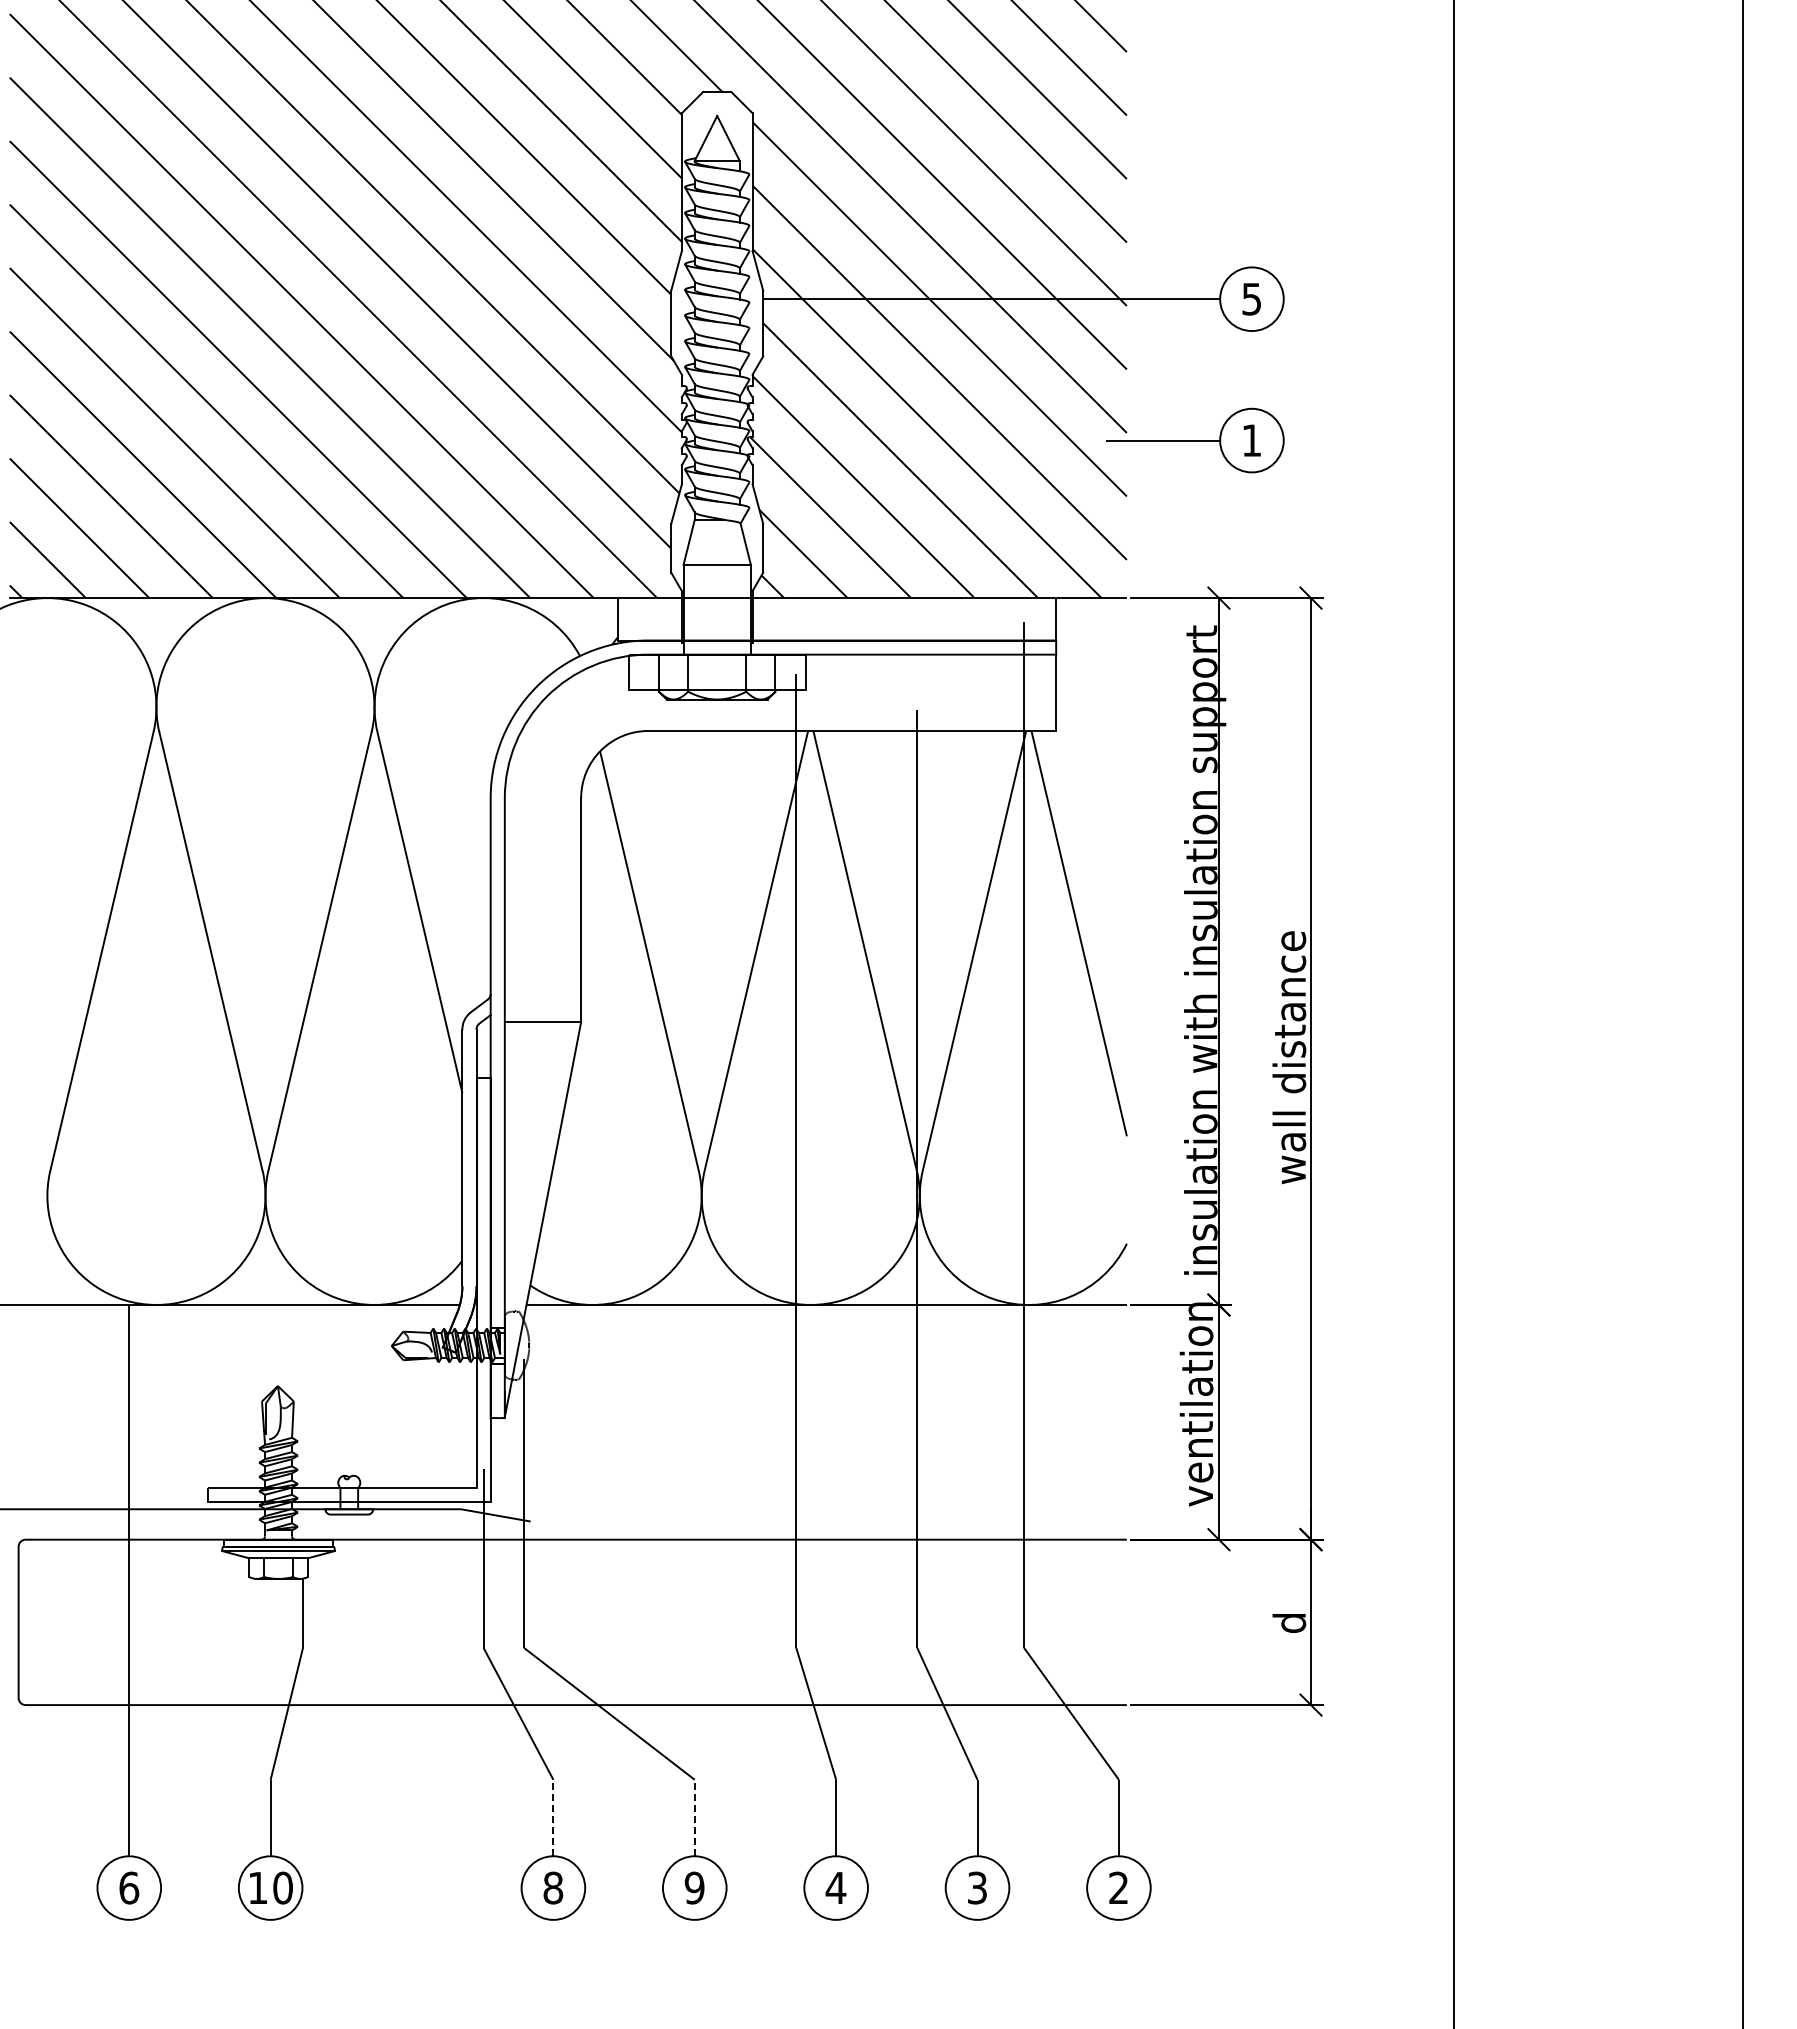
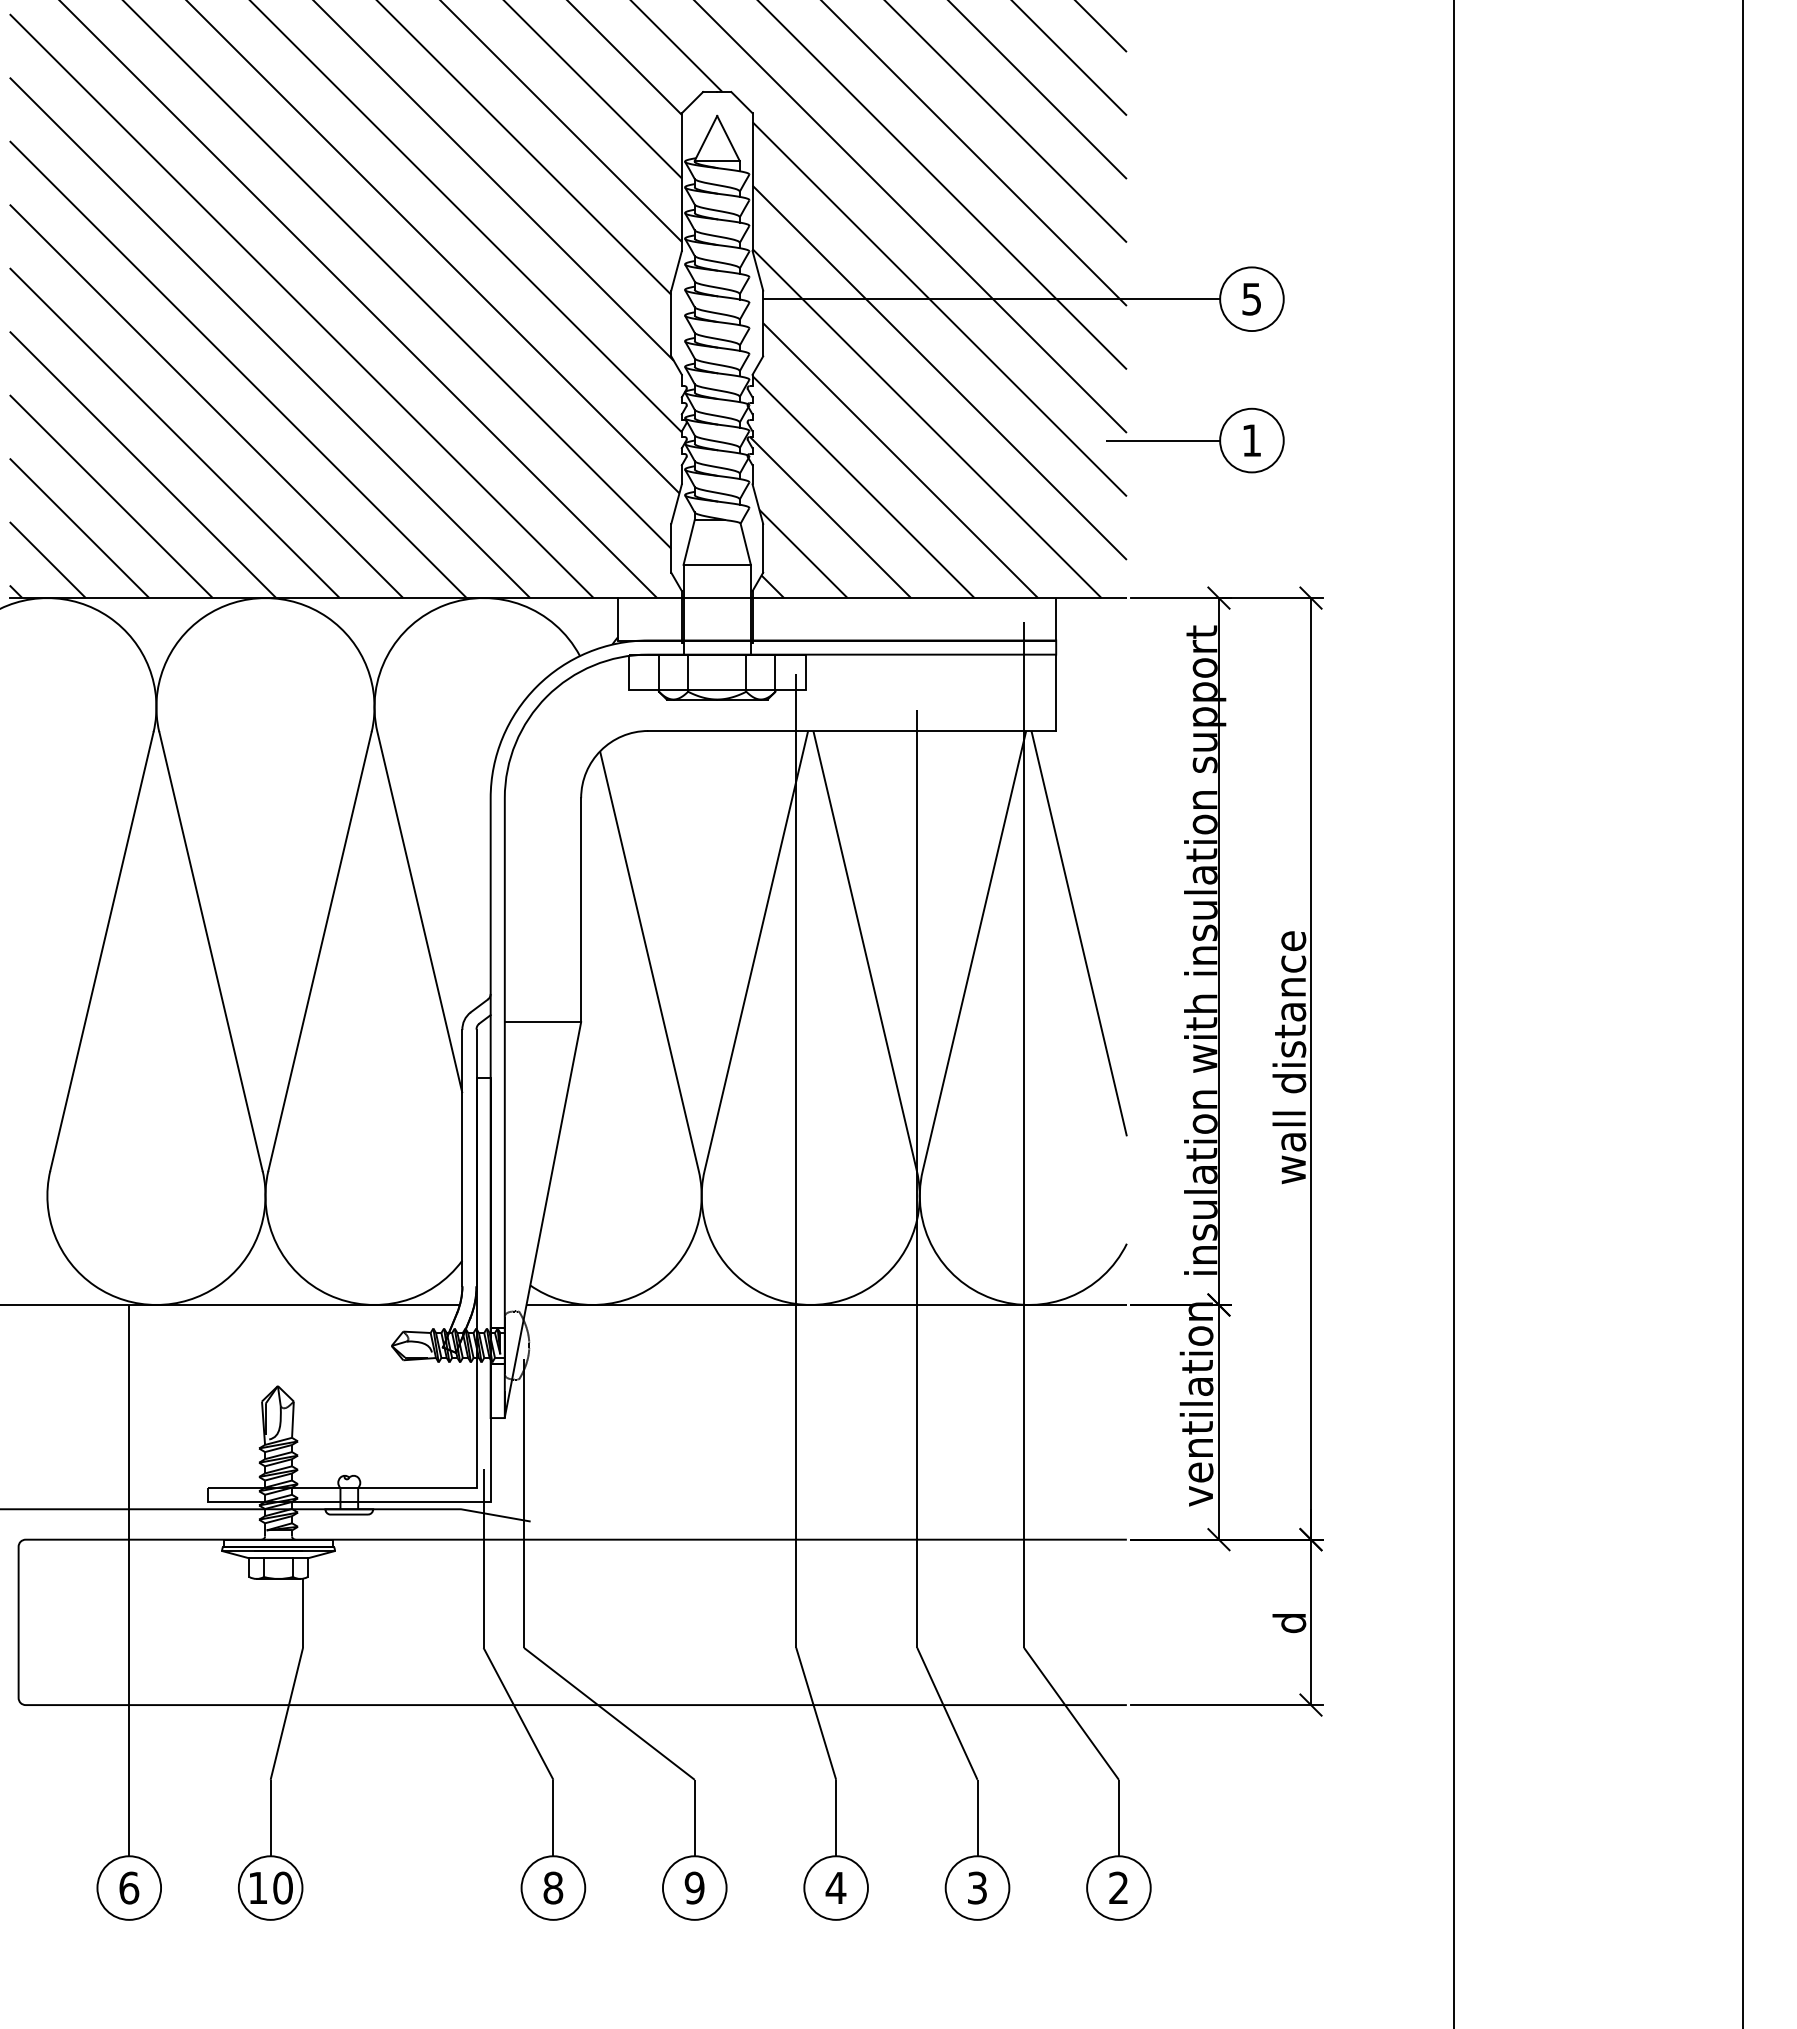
line: dashed -> solid (553, 1817)
line: dashed -> solid (694, 1817)
